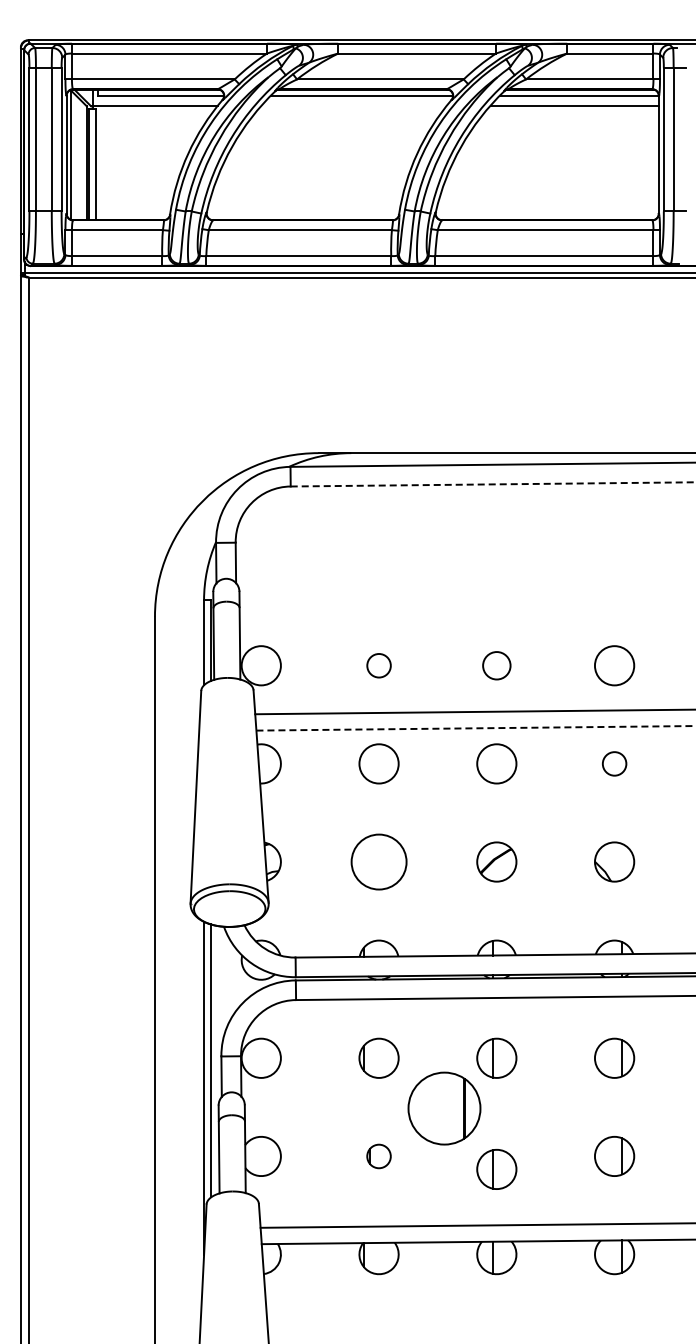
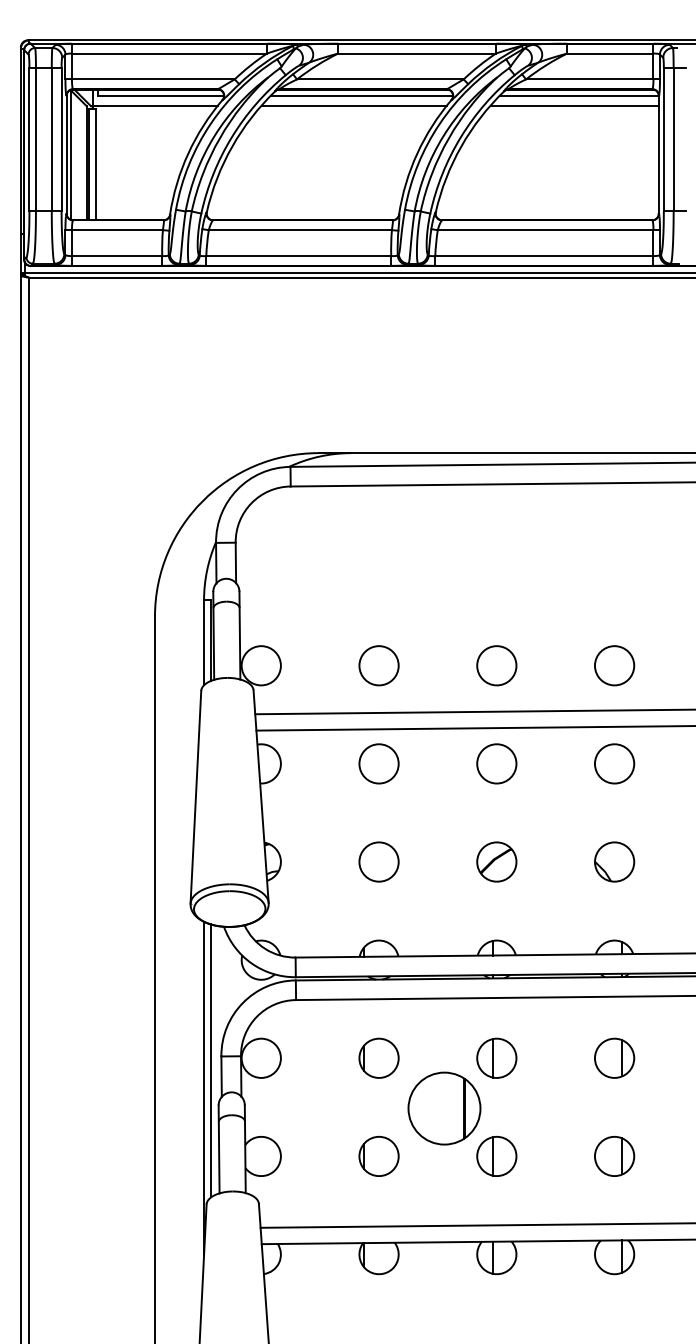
line: none -> present (353, 106)
line: dashed -> solid (493, 484)
circle diameter: 24 px -> 39 px (378, 665)
circle diameter: 27 px -> 39 px (496, 665)
line: dashed -> solid (476, 728)
circle diameter: 24 px -> 39 px (614, 763)
circle size: 58x58 px -> 42x42 px (378, 861)
part size: 26x27 px -> 42x41 px (378, 1156)
part position: (496, 1169) -> (496, 1156) (496, 1156)
